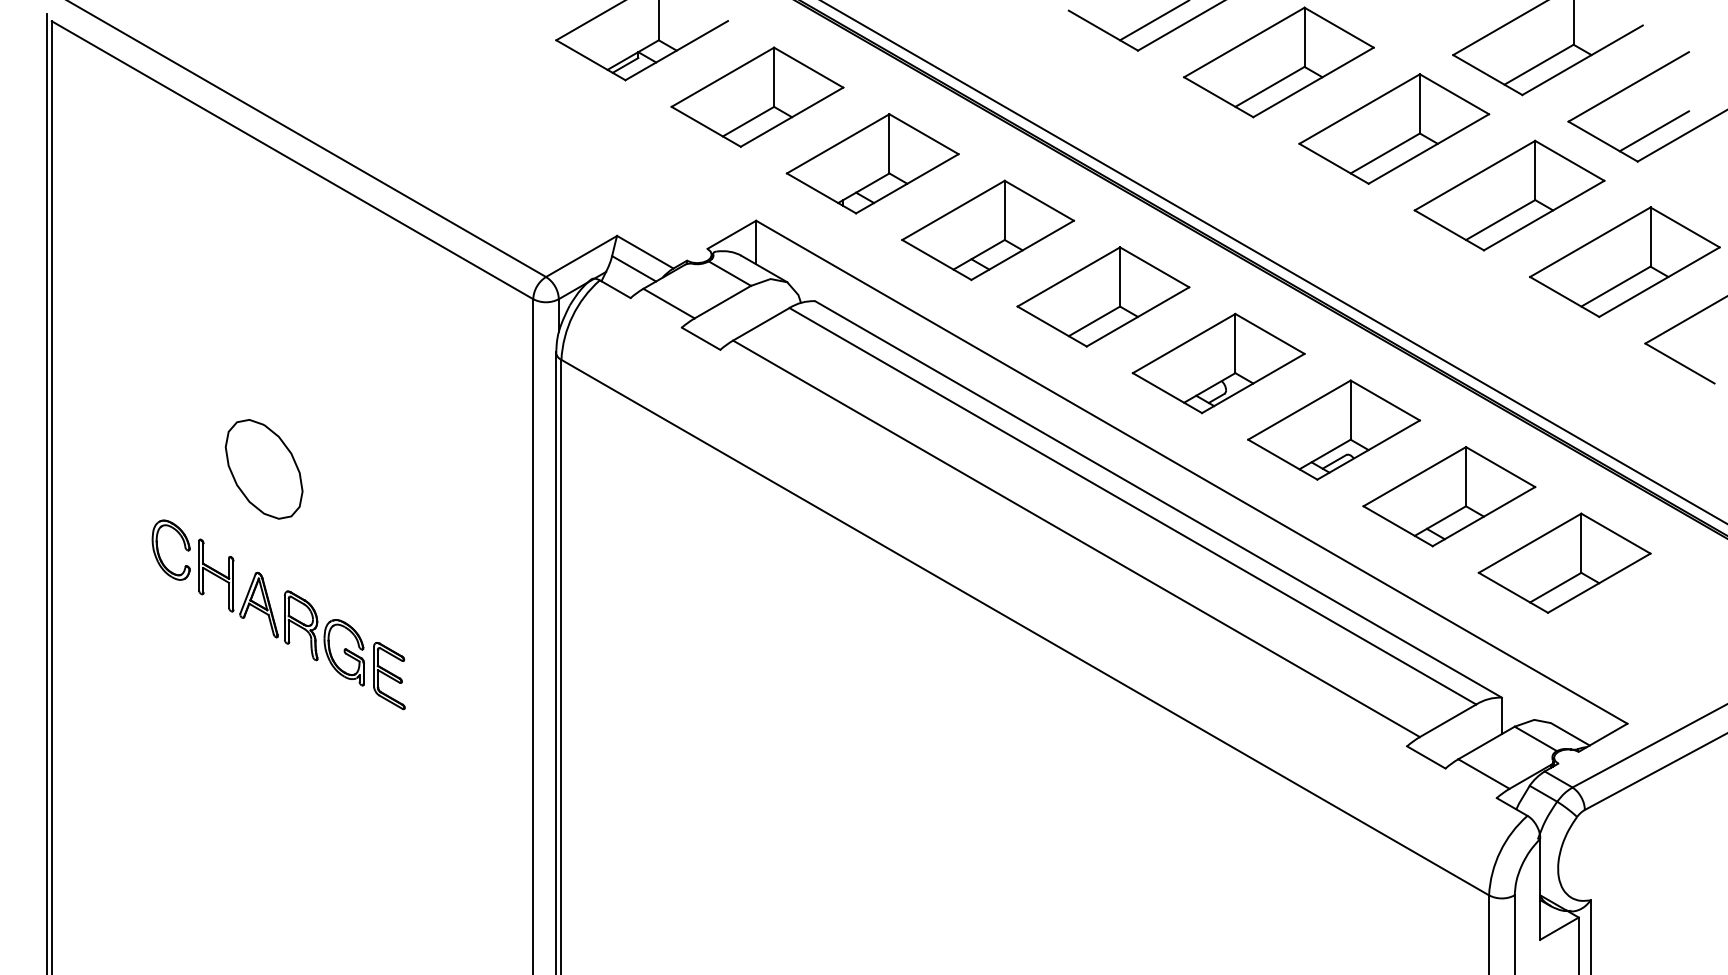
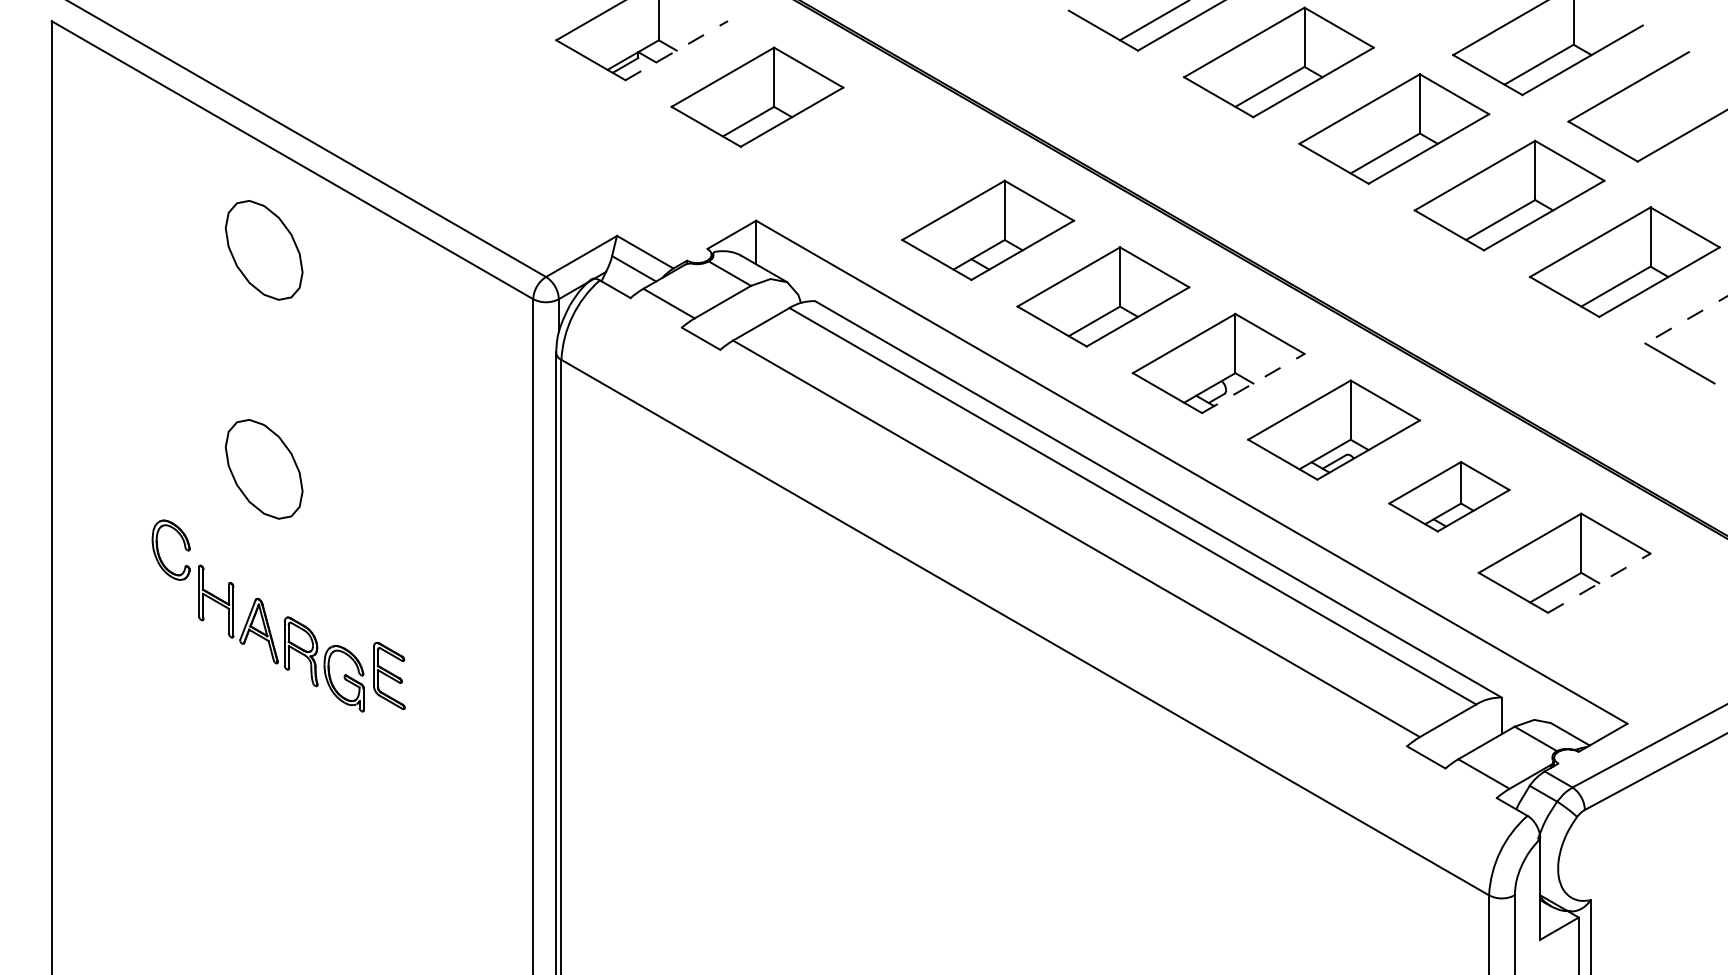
line: solid -> dashed (677, 50)
line: present -> none (1653, 131)
part: present -> none (872, 163)
part: none -> present (263, 250)
line: present -> none (1273, 262)
line: solid -> dashed (1685, 320)
line: solid -> dashed (1253, 383)
line: present -> none (46, 492)
part size: 175x102 px -> 123x72 px (1449, 496)
line: solid -> dashed (1599, 582)
part position: (281, 612) -> (281, 638) (281, 638)
